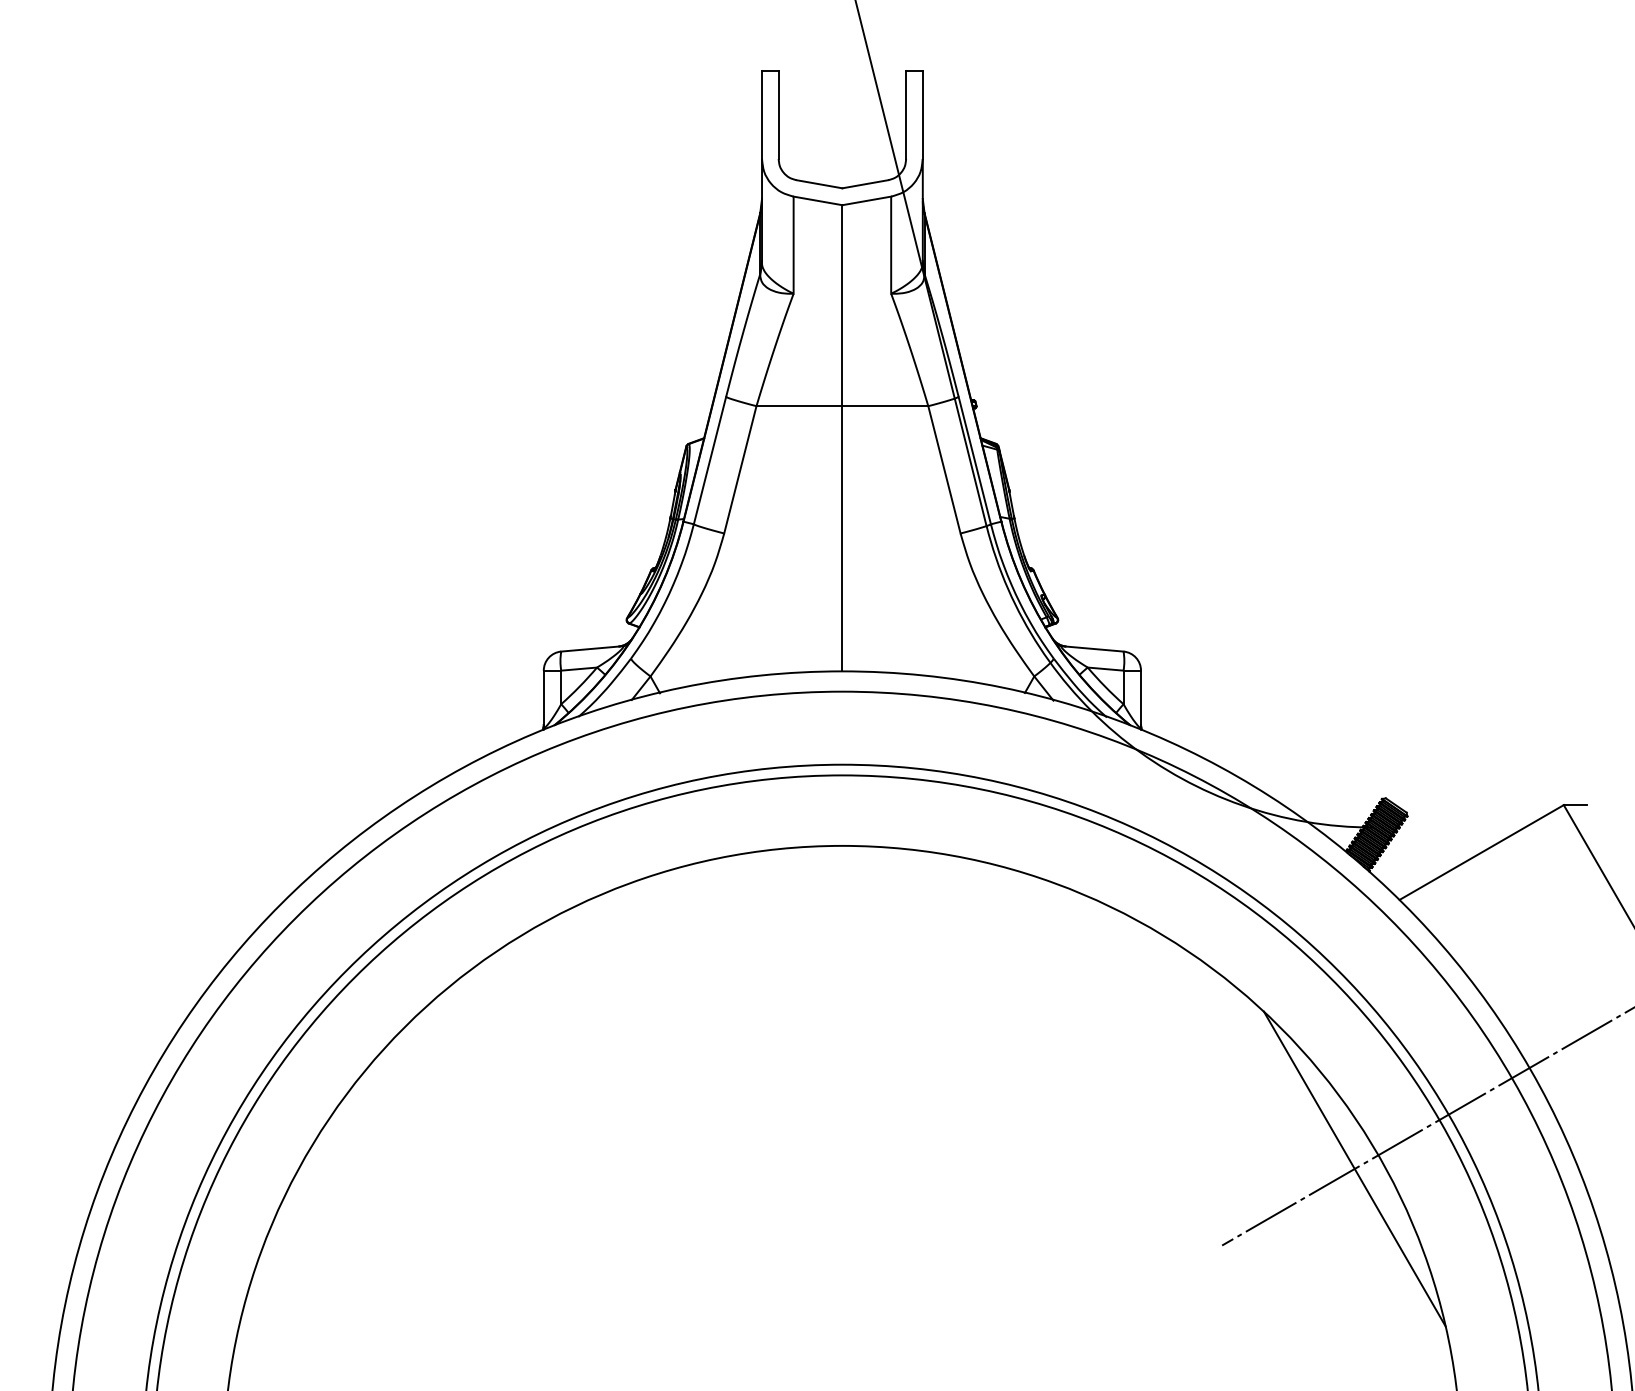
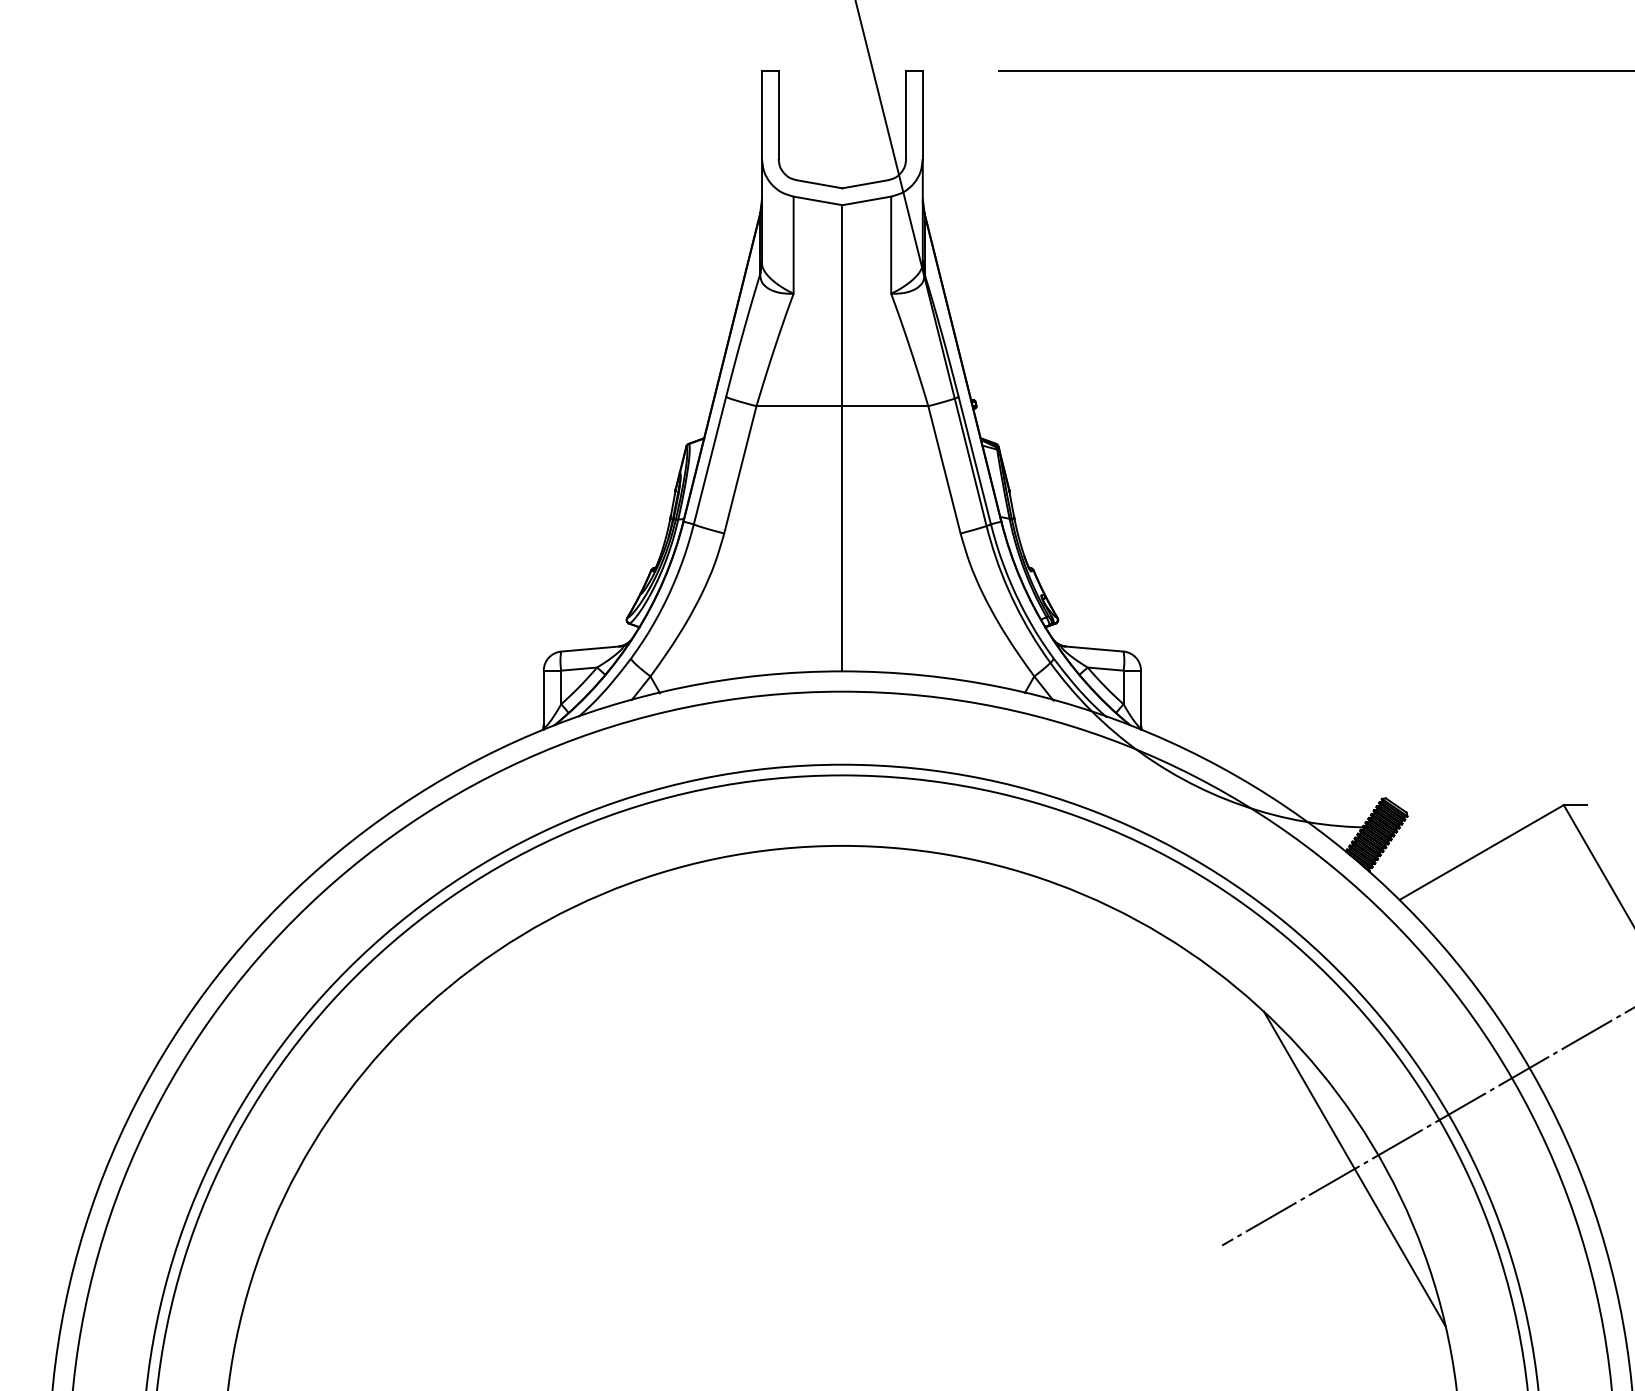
line: none -> present (1315, 71)
